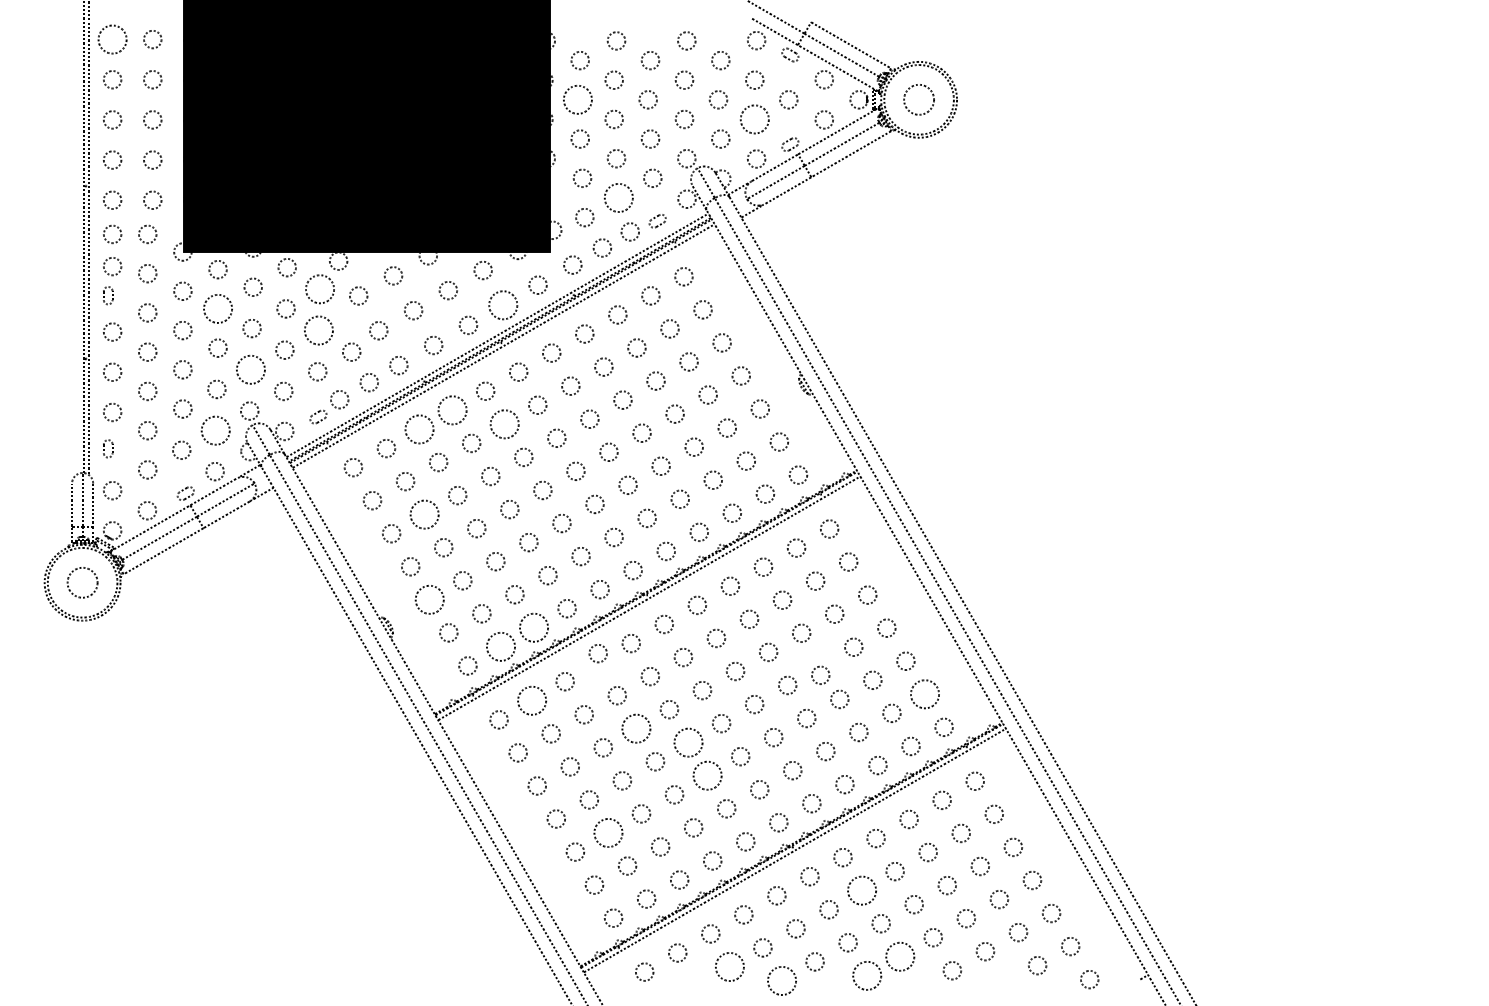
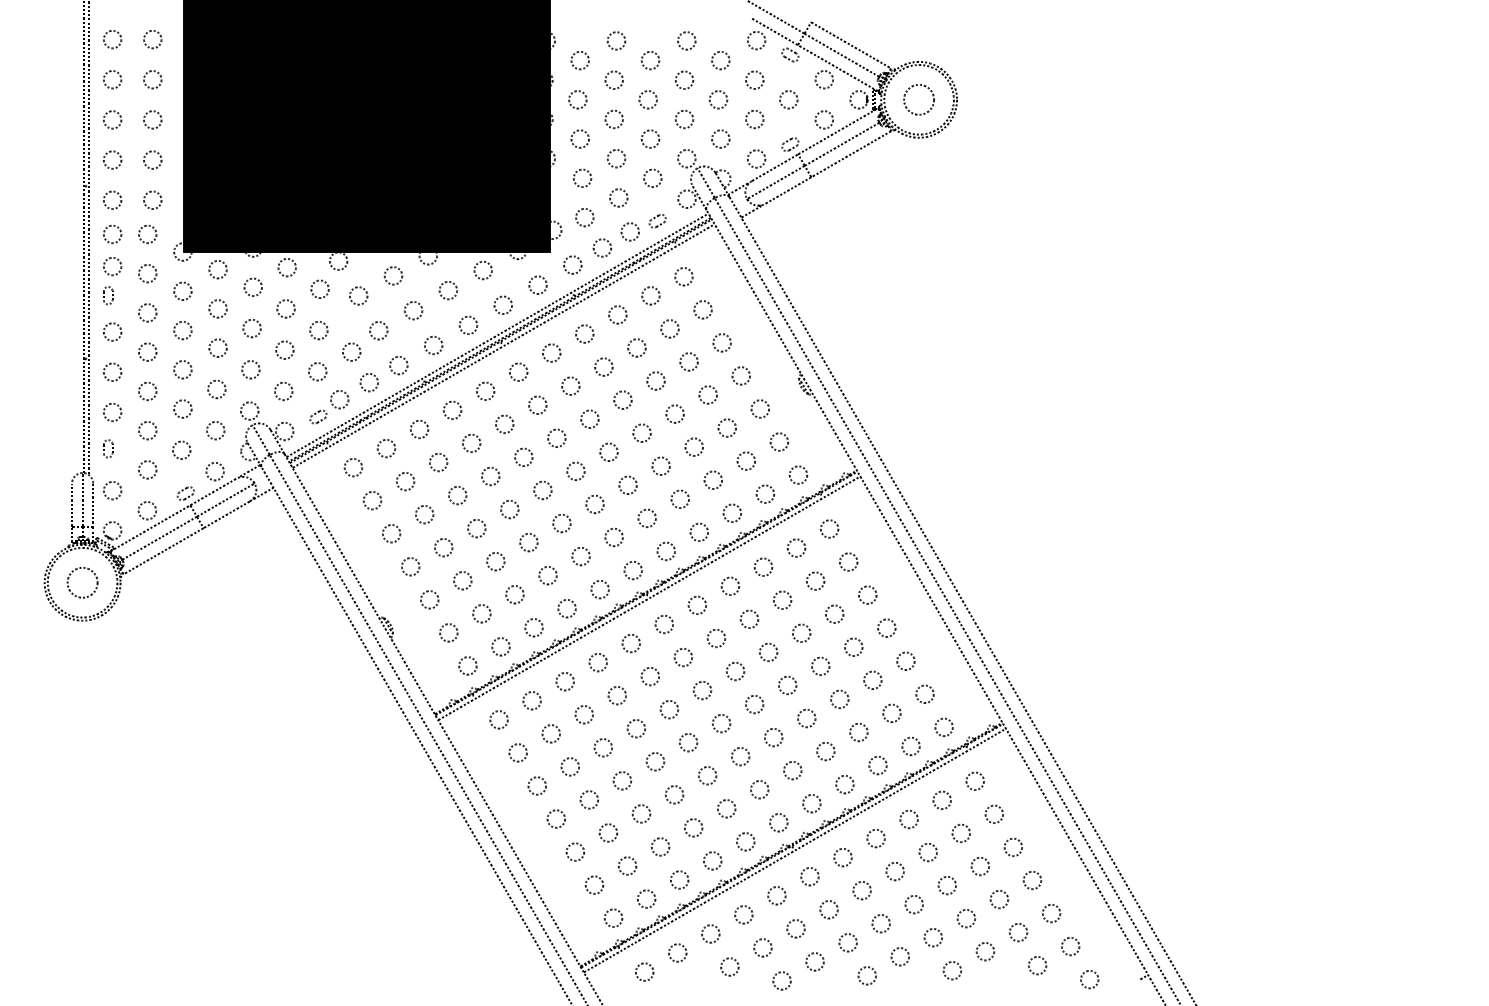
circle diameter: 28 px -> 18 px (112, 39)
circle diameter: 28 px -> 18 px (577, 99)
circle diameter: 28 px -> 18 px (754, 119)
circle diameter: 28 px -> 18 px (618, 197)
circle diameter: 28 px -> 18 px (319, 289)
circle diameter: 28 px -> 18 px (503, 305)
circle diameter: 28 px -> 18 px (217, 308)
circle diameter: 28 px -> 18 px (318, 330)
circle diameter: 28 px -> 18 px (250, 369)
circle diameter: 28 px -> 18 px (452, 410)
circle diameter: 28 px -> 18 px (504, 424)
circle diameter: 28 px -> 18 px (419, 429)
circle diameter: 28 px -> 18 px (215, 430)
circle diameter: 28 px -> 18 px (424, 514)
circle diameter: 28 px -> 18 px (429, 599)
circle diameter: 28 px -> 18 px (533, 627)
circle diameter: 28 px -> 18 px (500, 646)
circle position: (597, 653) -> (597, 662) (597, 662)
circle position: (820, 674) -> (820, 665) (820, 665)
circle diameter: 28 px -> 18 px (924, 694)
circle diameter: 28 px -> 18 px (531, 700)
circle diameter: 28 px -> 18 px (636, 728)
circle diameter: 28 px -> 18 px (688, 742)
circle diameter: 28 px -> 18 px (707, 775)
circle diameter: 28 px -> 18 px (608, 832)
circle diameter: 28 px -> 18 px (861, 890)
circle diameter: 28 px -> 18 px (900, 956)
circle diameter: 28 px -> 18 px (729, 966)
circle diameter: 28 px -> 18 px (867, 975)
circle size: 30x30 px -> 20x20 px (781, 980)
